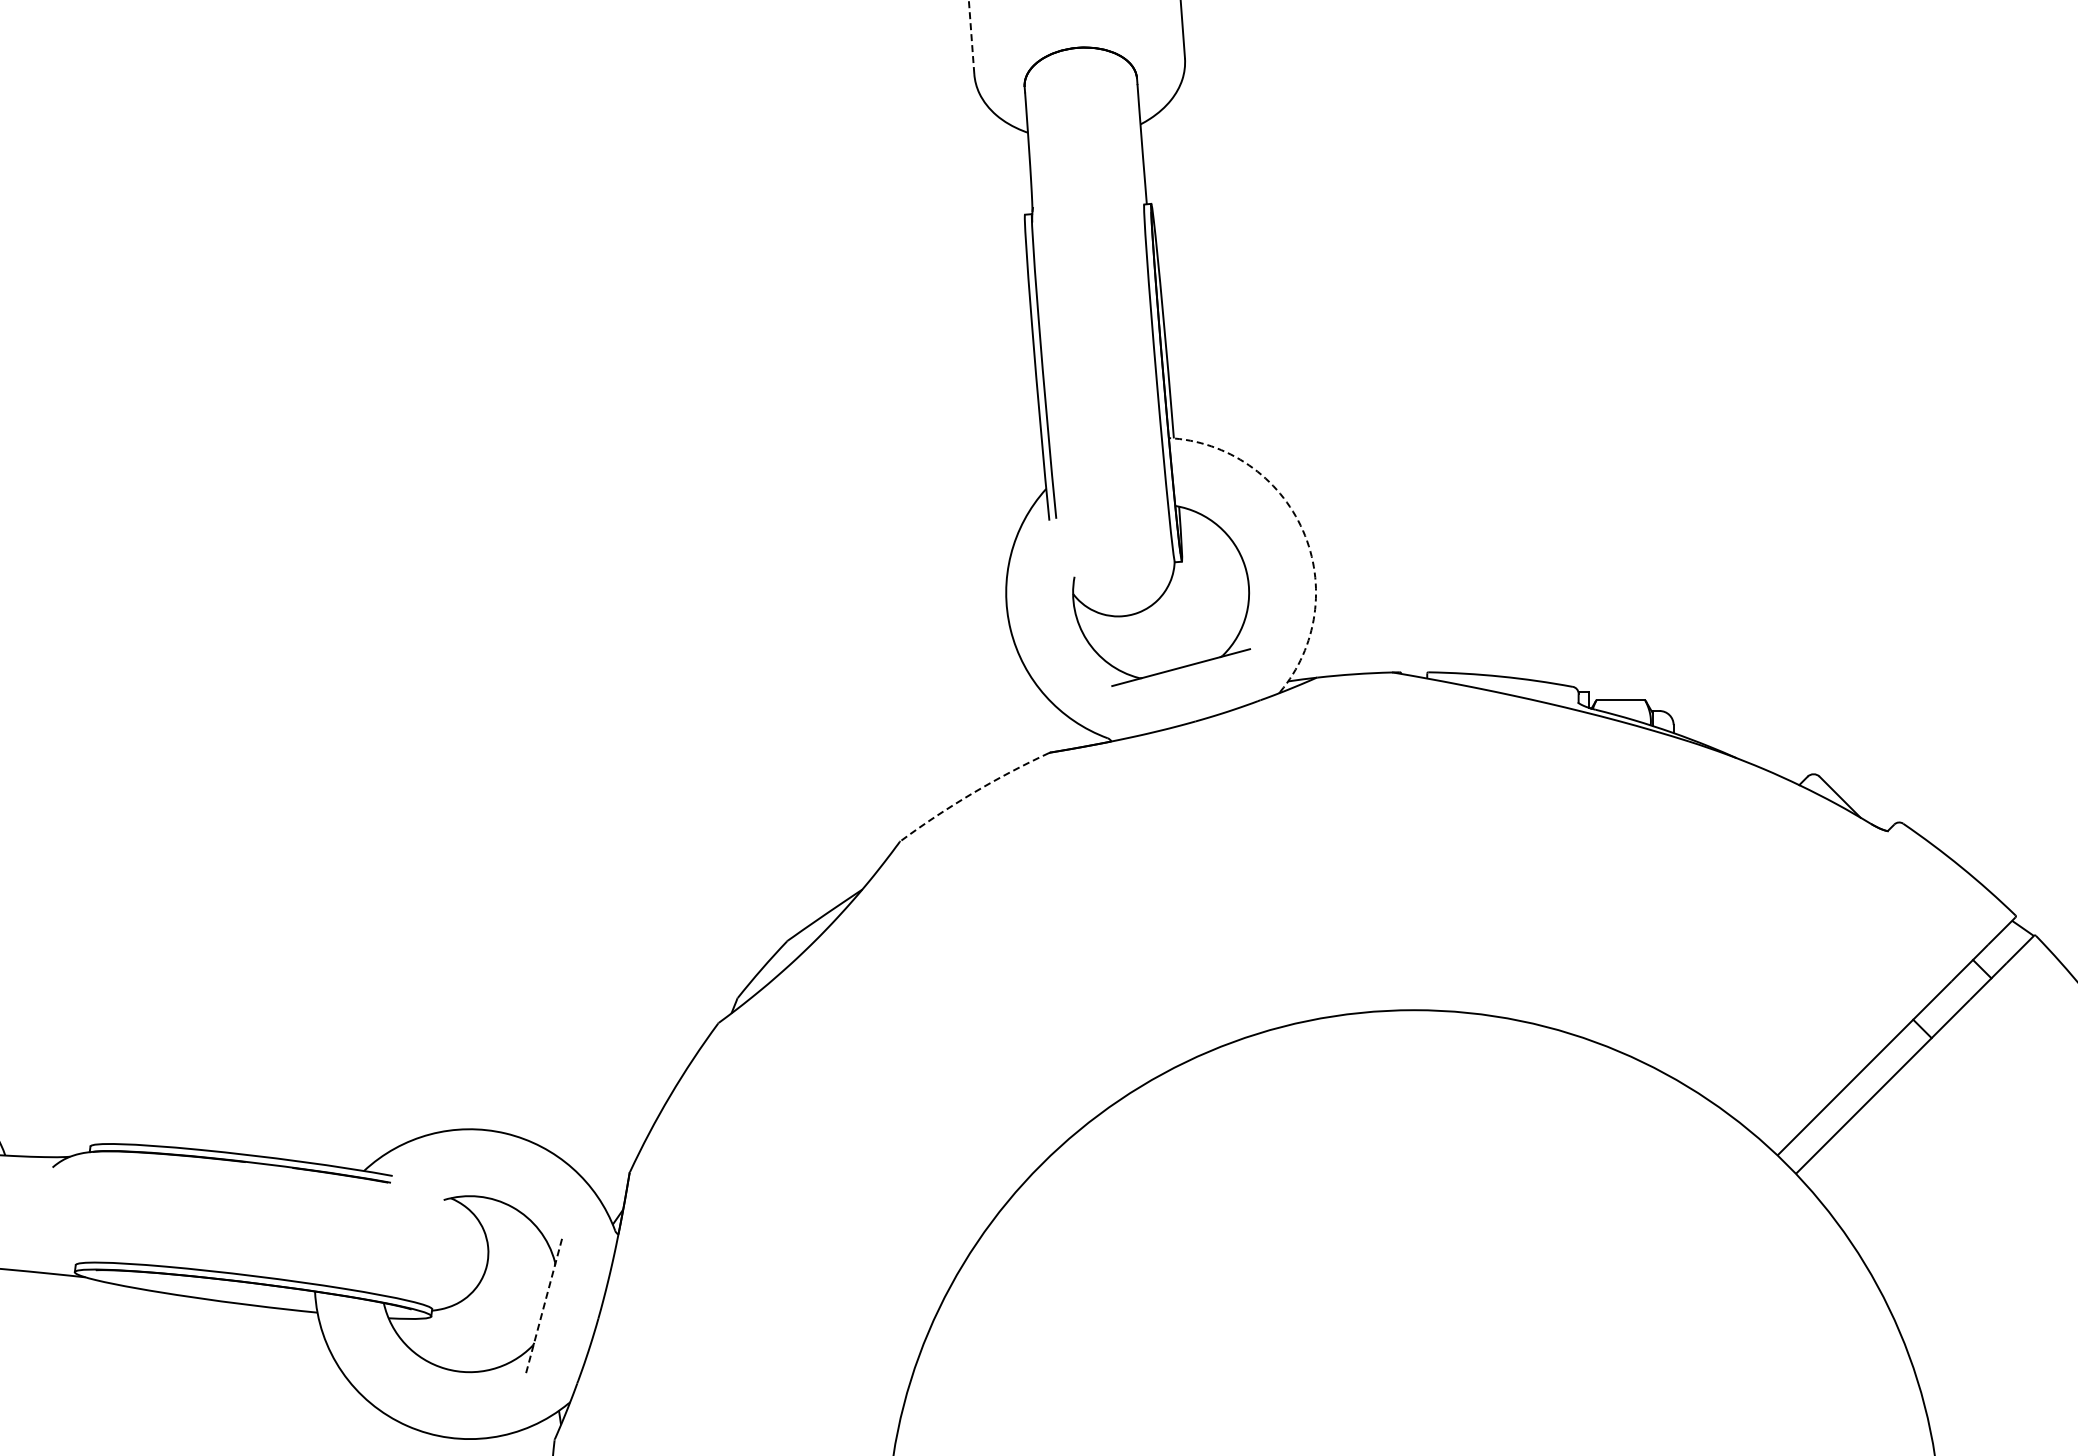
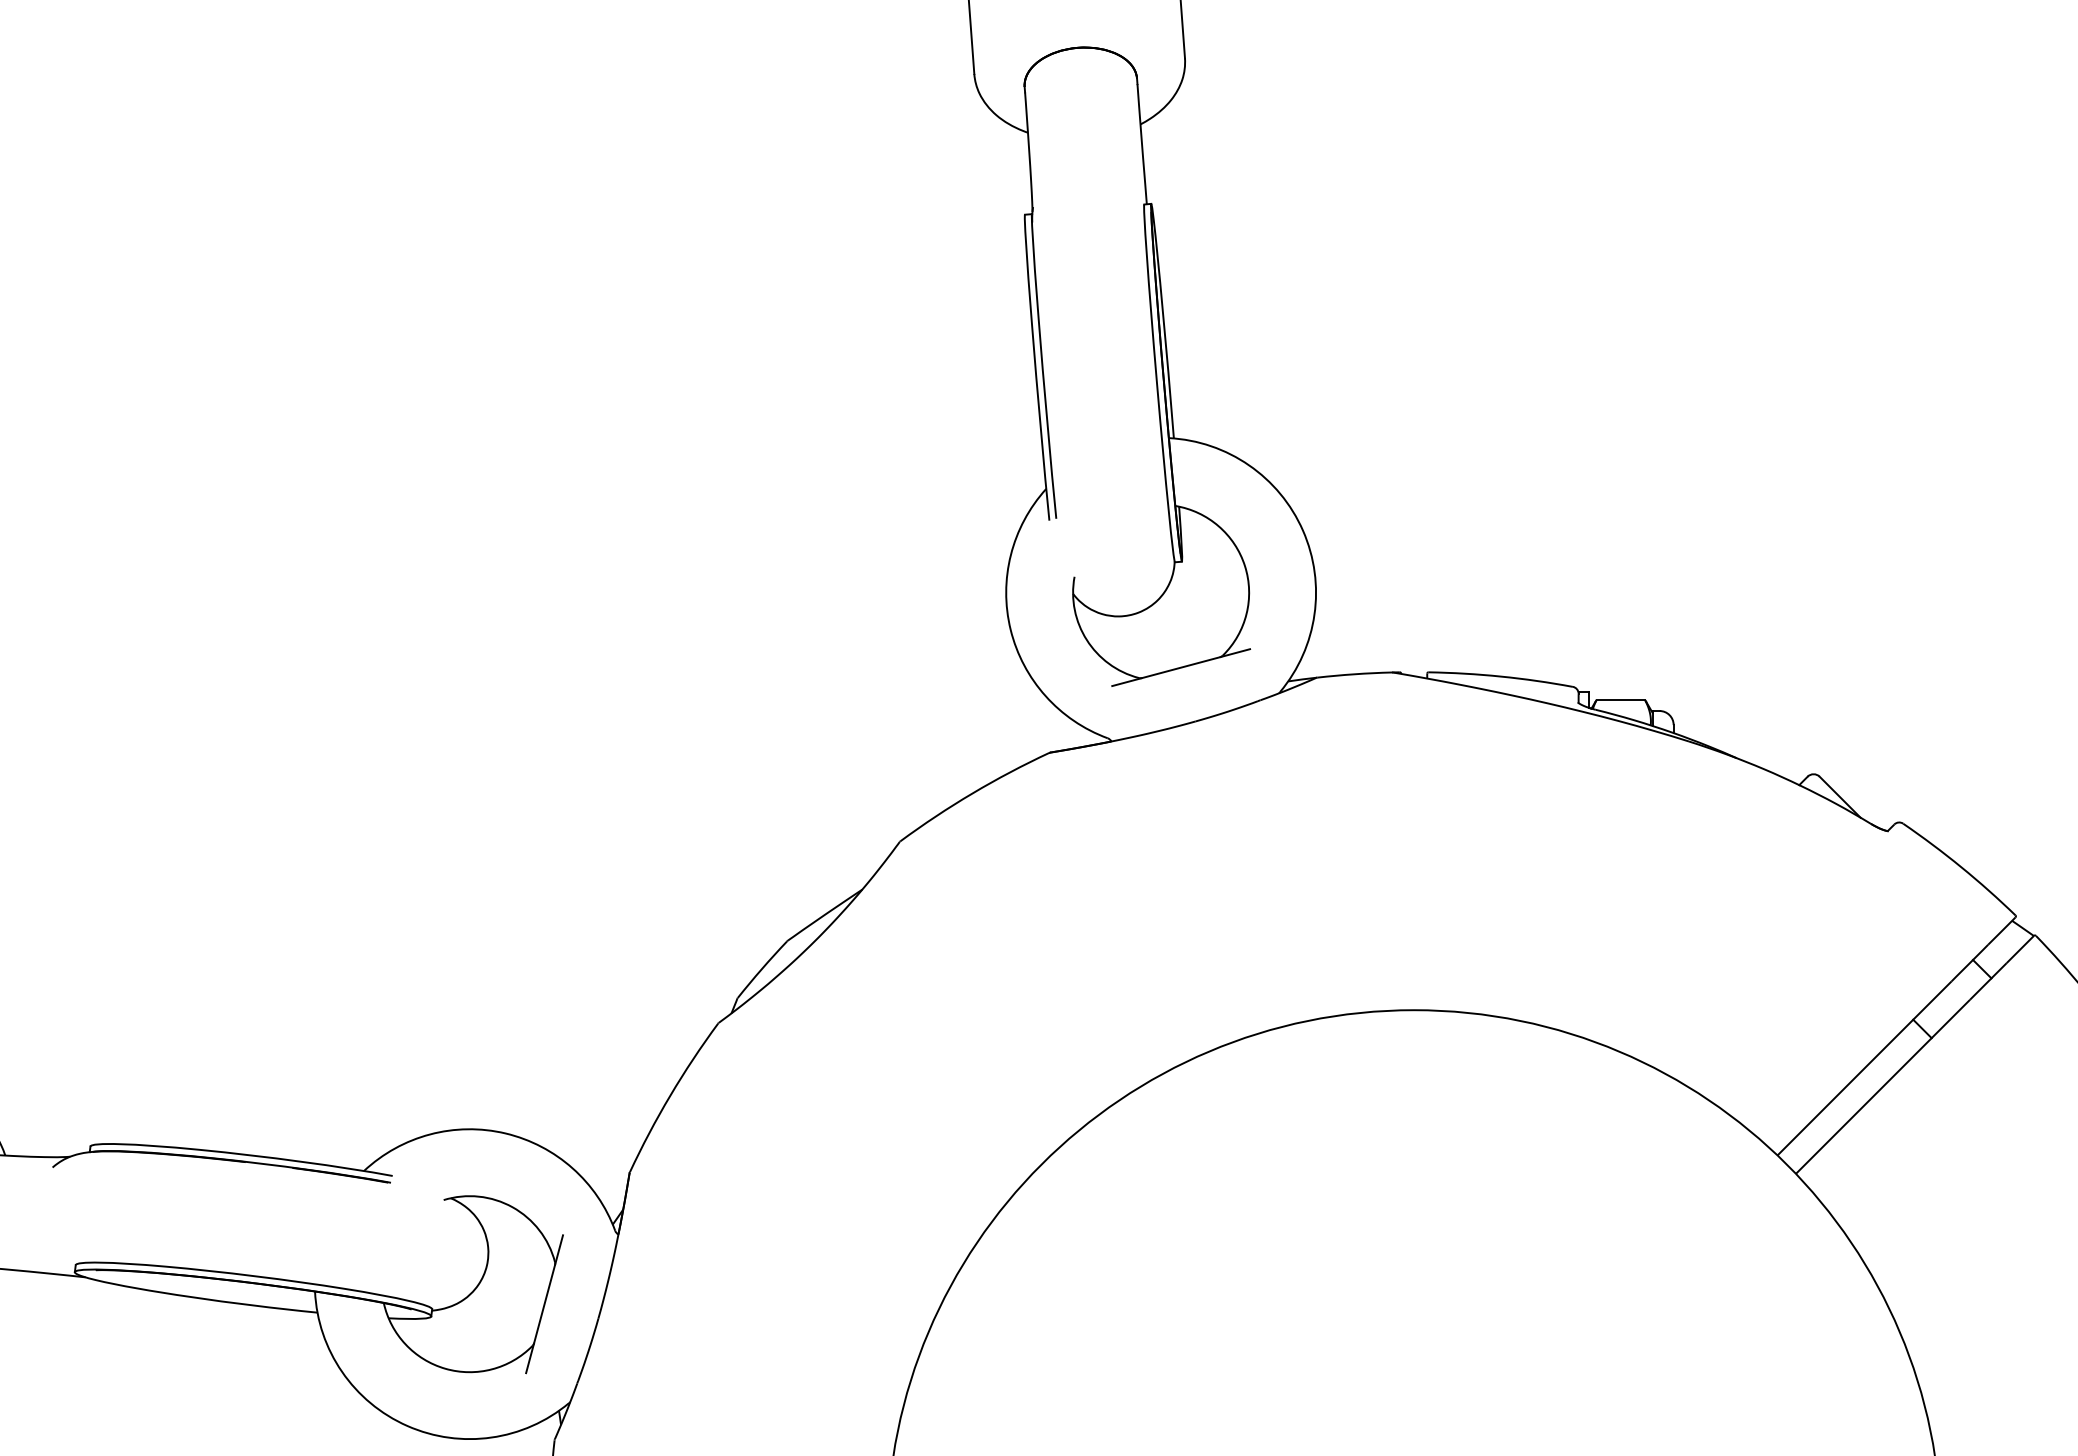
line: dashed -> solid (971, 37)
arc: dashed -> solid (1303, 530)
arc: dashed -> solid (972, 793)
line: dashed -> solid (544, 1303)
